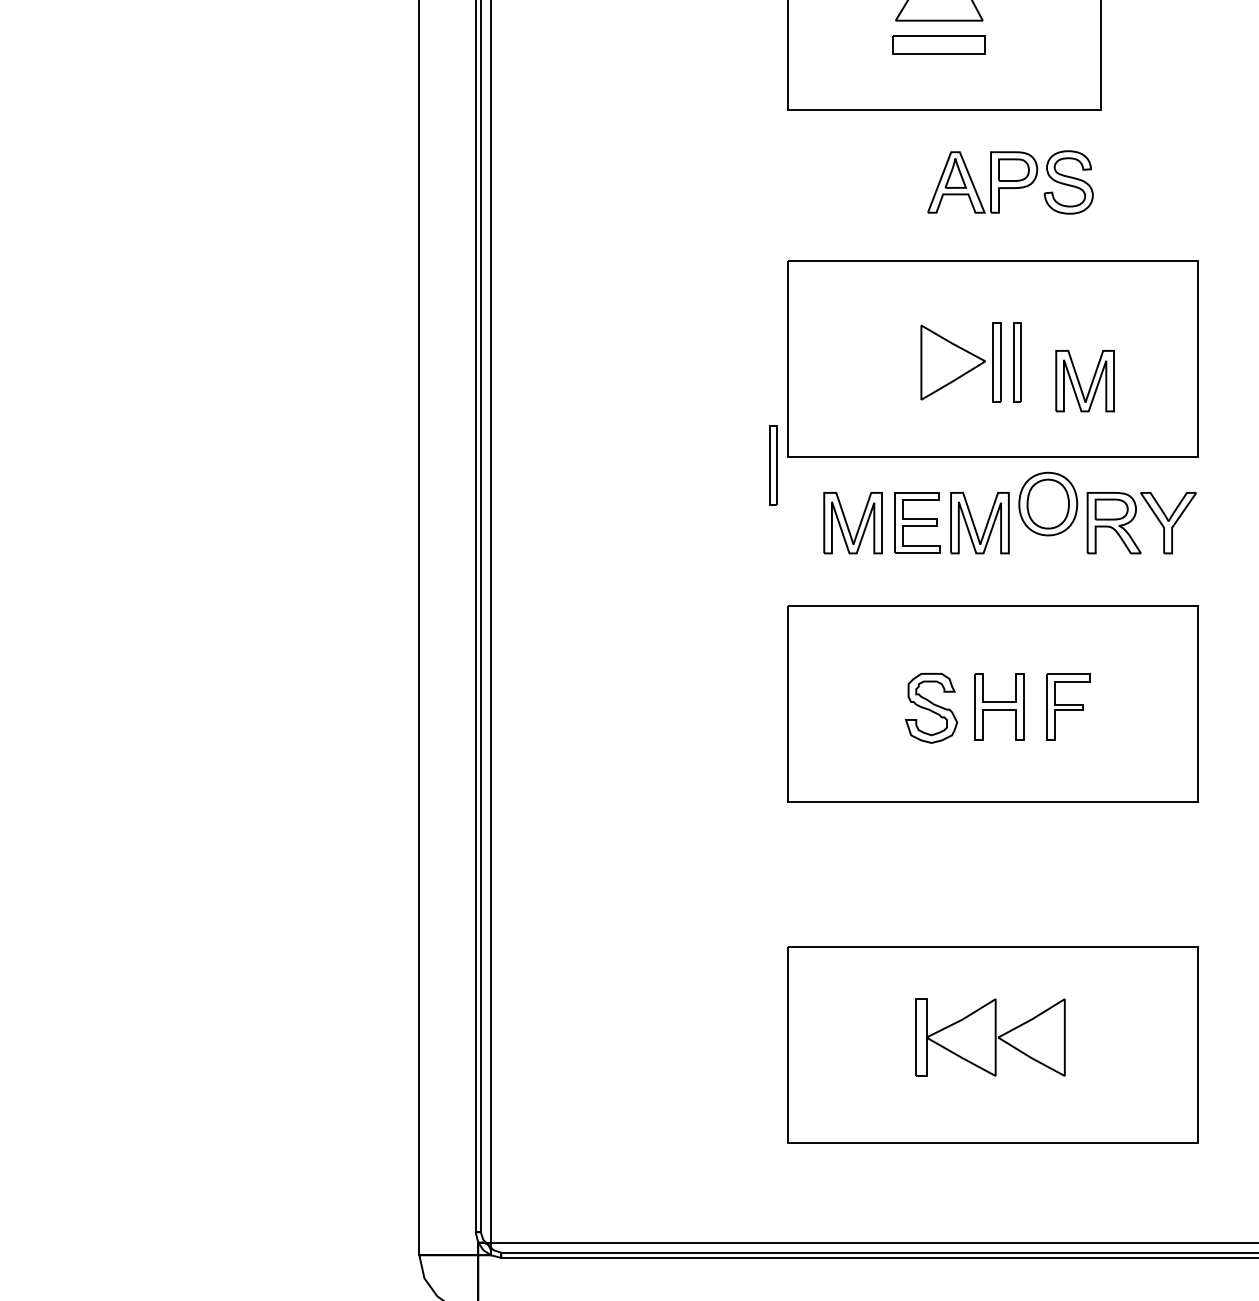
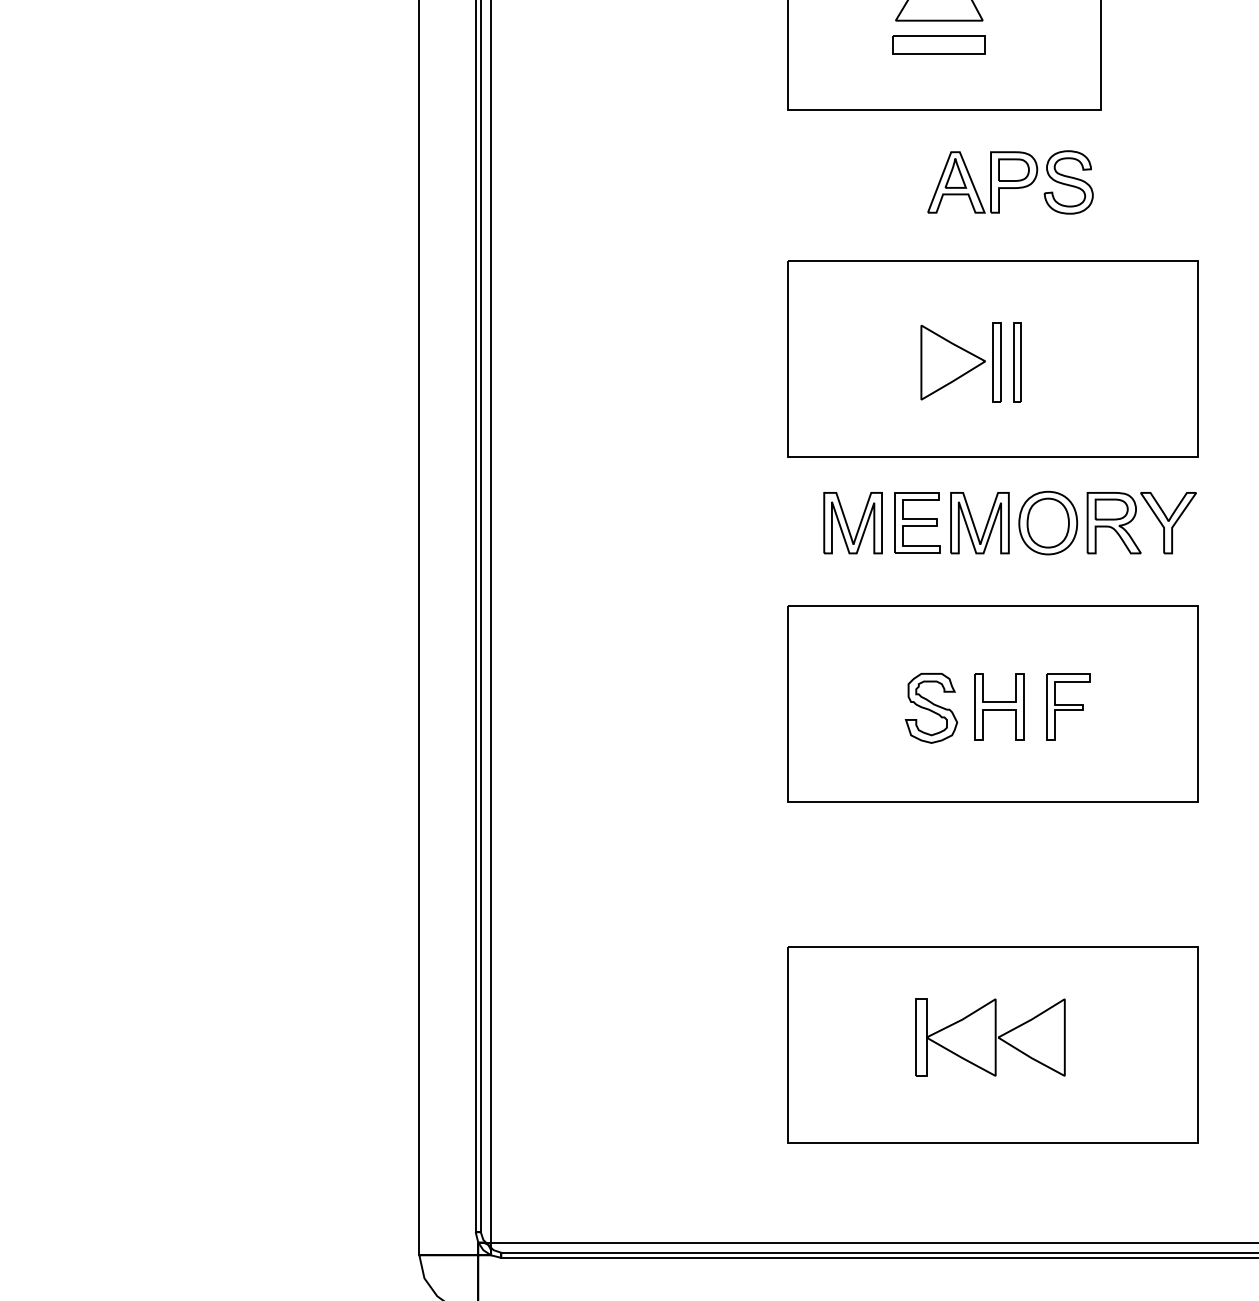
part: present -> none (1084, 381)
part: present -> none (773, 465)
part position: (1048, 503) -> (1048, 522) (1048, 522)
